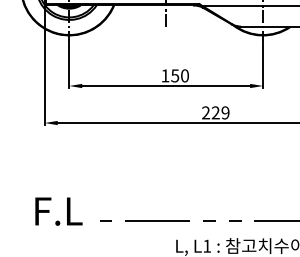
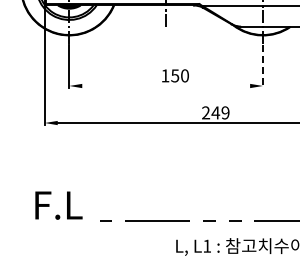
line: solid -> dashed (263, 66)
line: present -> none (166, 85)
text: 229 -> 249 (215, 112)
text position: (58, 211) -> (58, 205) (58, 205)
